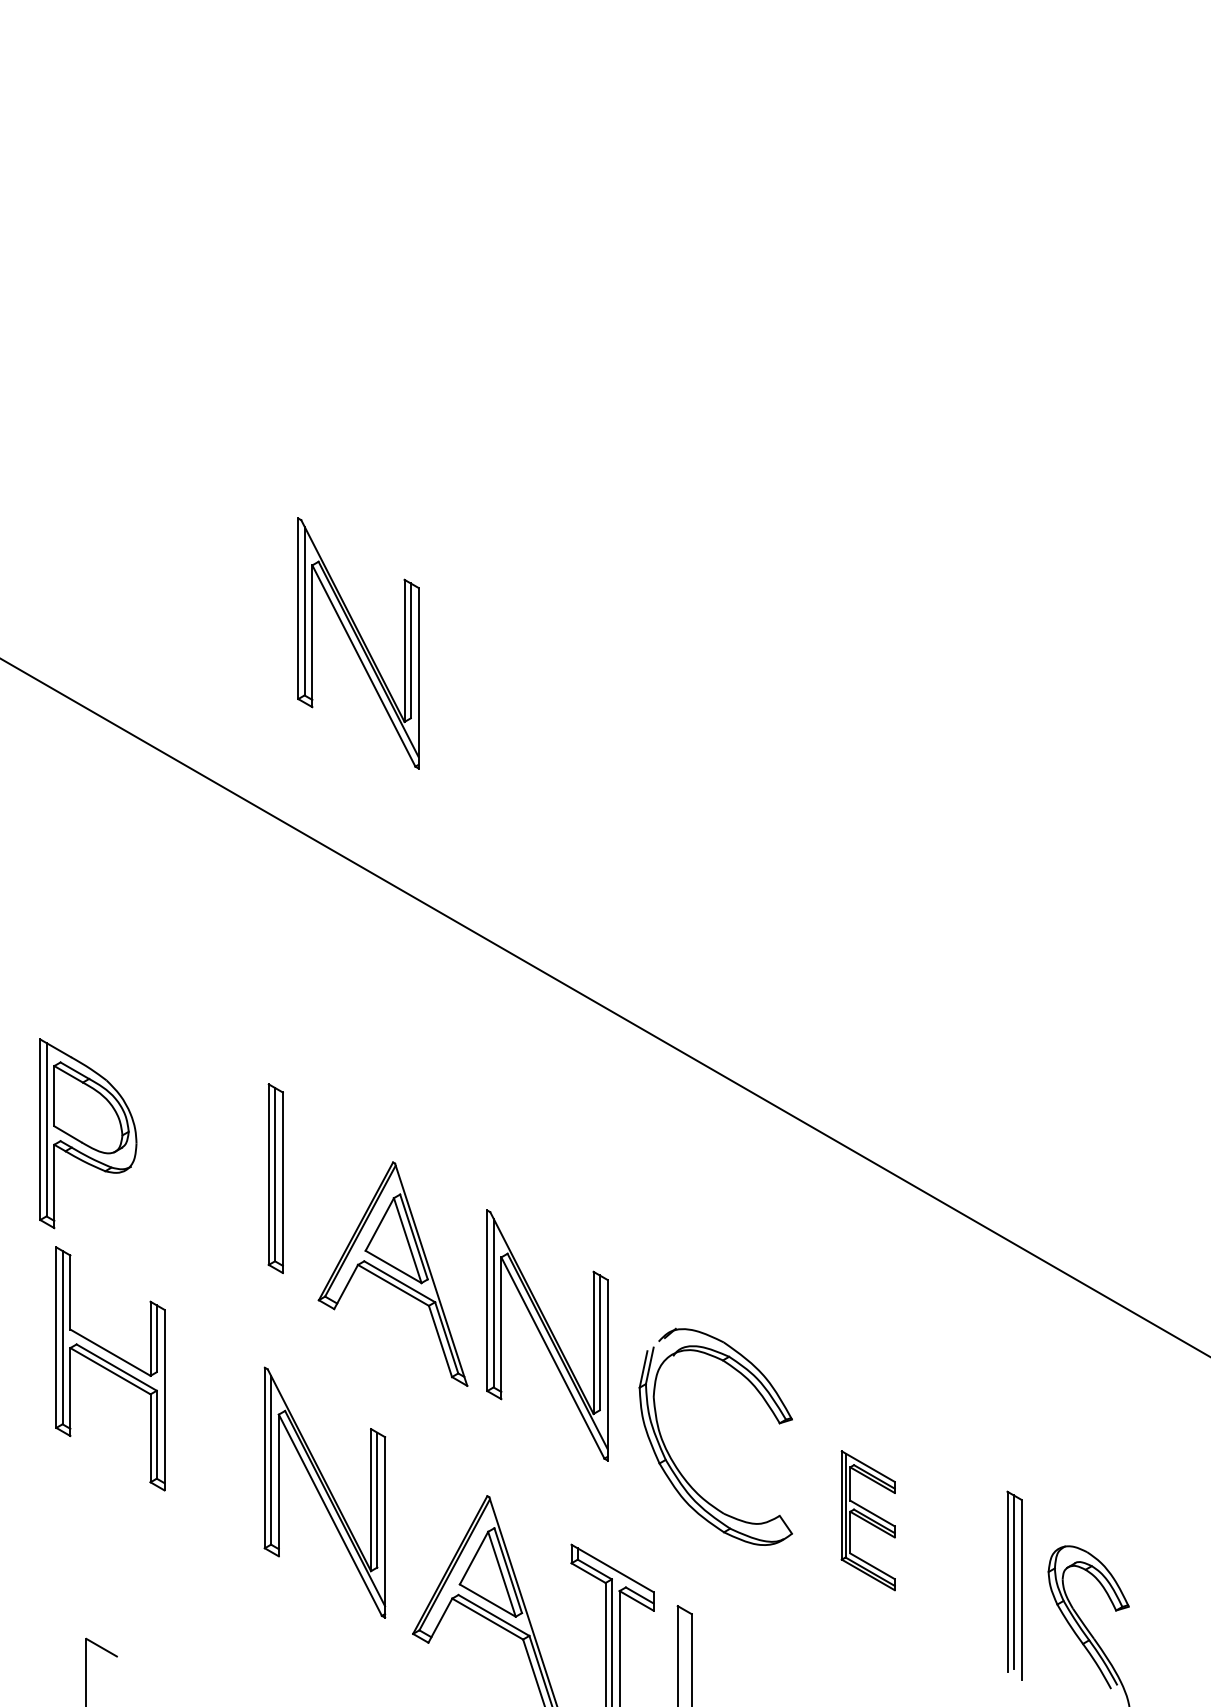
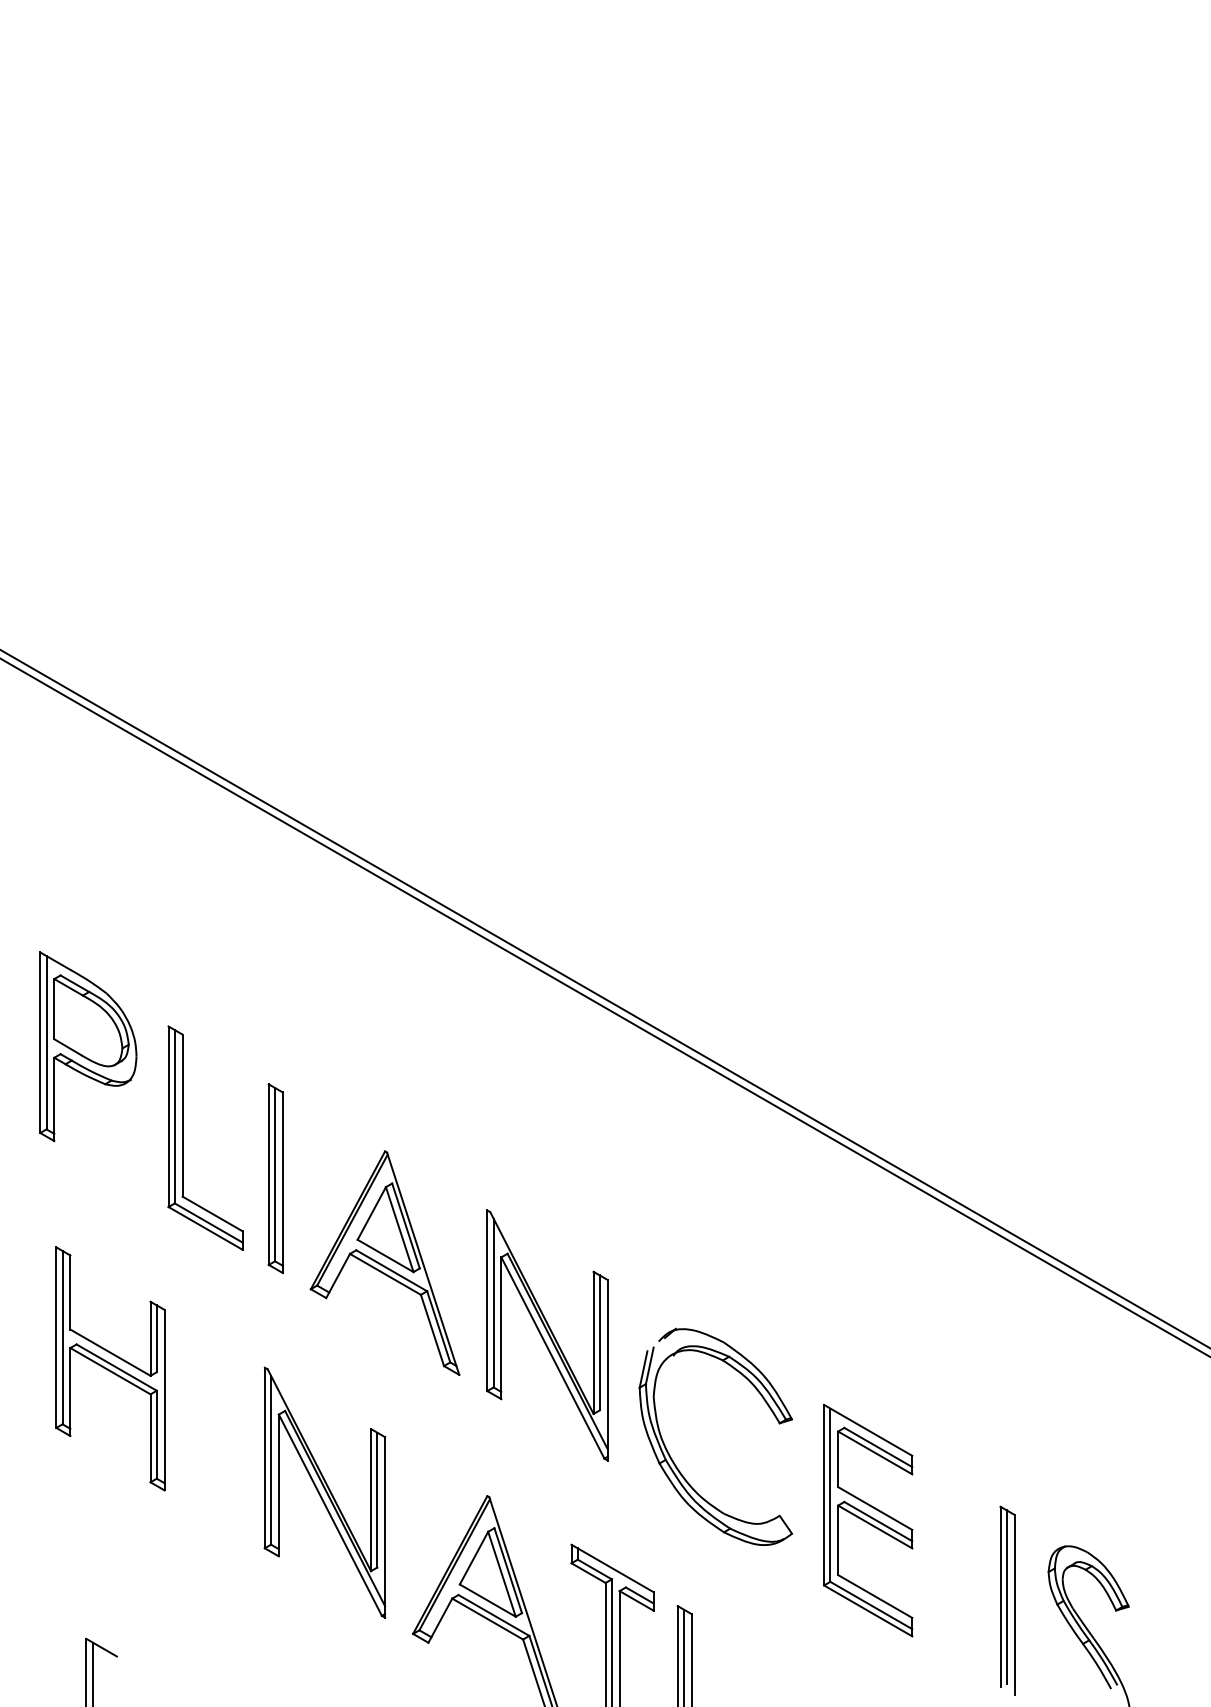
part: present -> none (358, 643)
line: none -> present (604, 998)
part position: (88, 1133) -> (88, 1046) (88, 1046)
part: none -> present (183, 1137)
part position: (392, 1273) -> (384, 1262) (384, 1262)
part size: 56x142 px -> 91x234 px (868, 1520)
part position: (1014, 1585) -> (1007, 1600) (1007, 1600)
line: none -> present (684, 1656)
line: none -> present (92, 1672)
